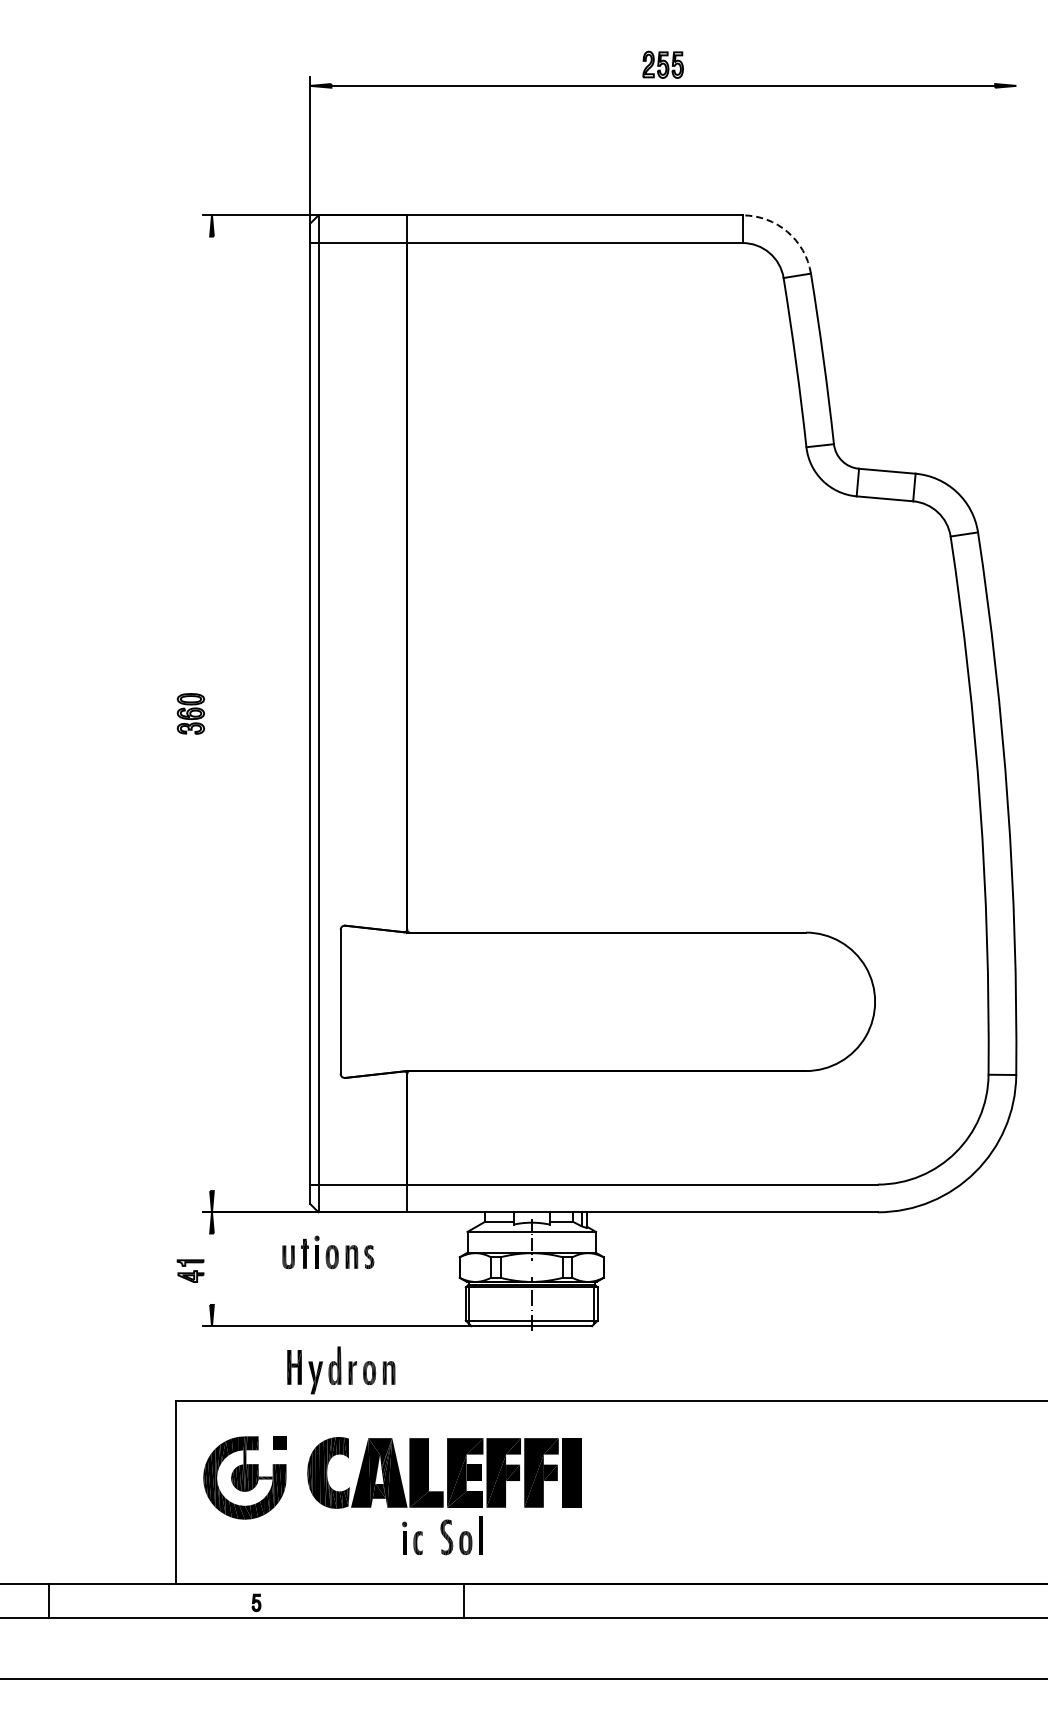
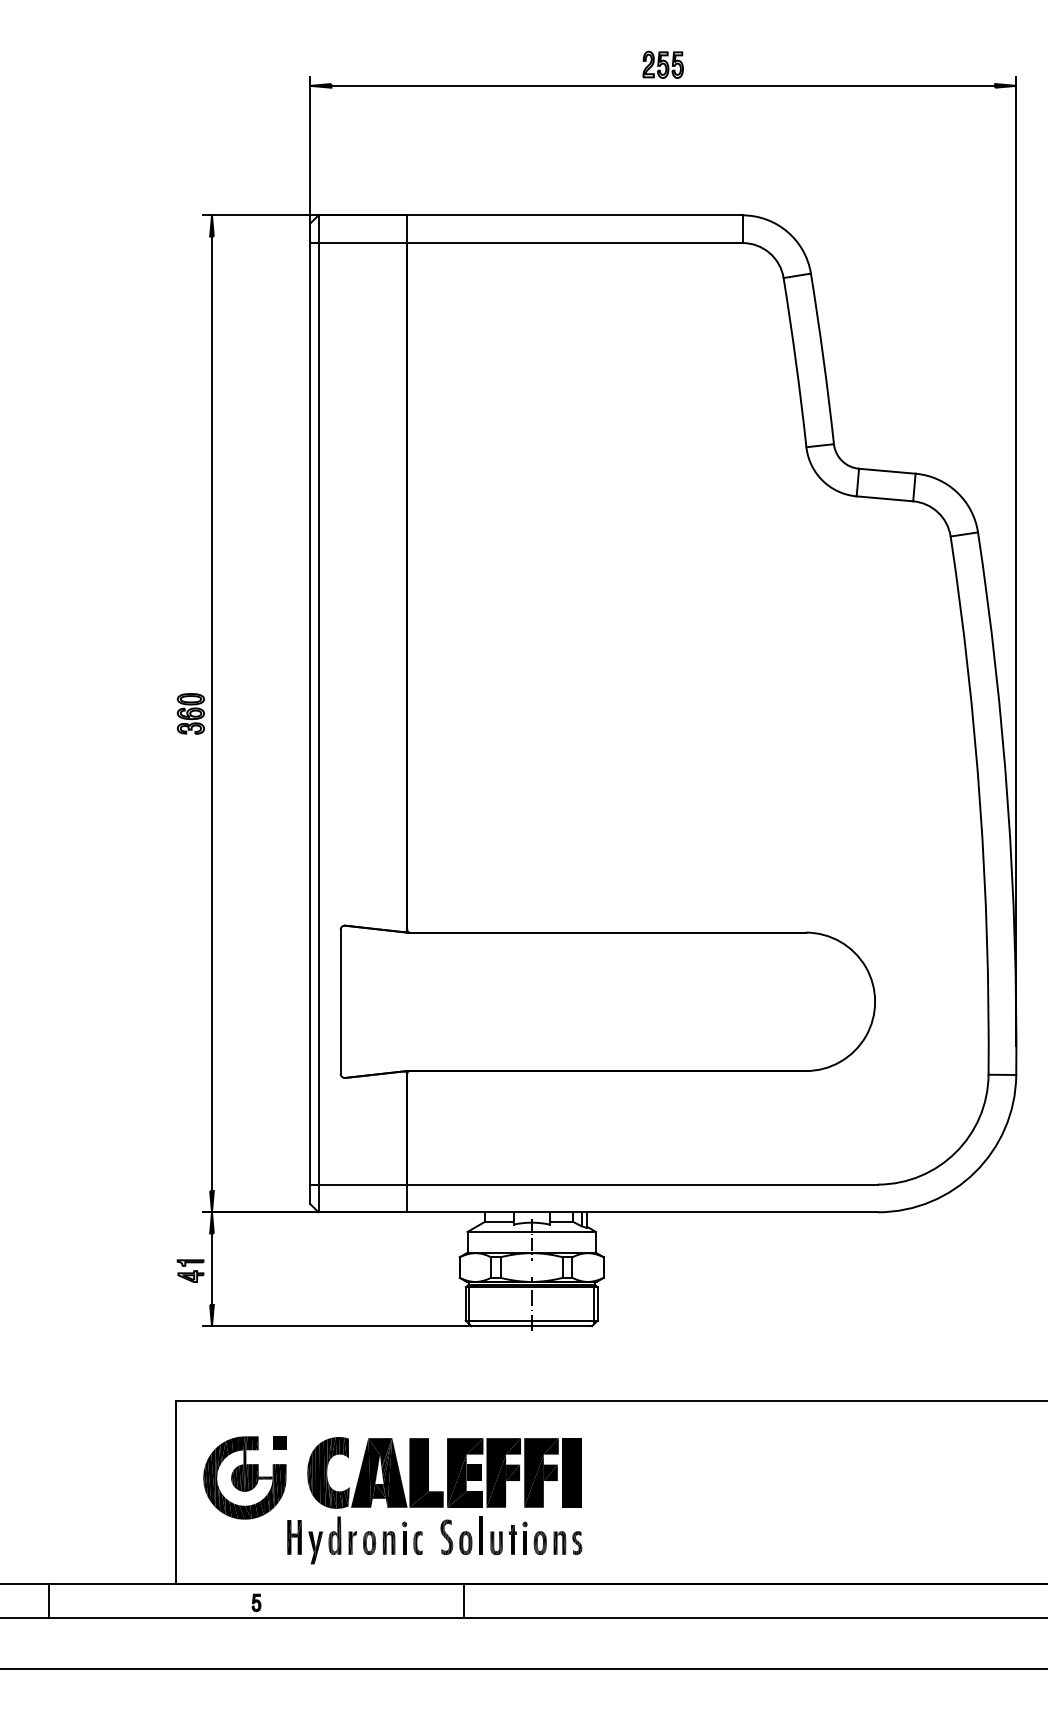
arc: dashed -> solid (787, 231)
line: none -> present (1016, 561)
line: none -> present (211, 713)
part position: (328, 1252) -> (536, 1538) (536, 1538)
line: none -> present (211, 1268)
part position: (341, 1370) -> (341, 1540) (341, 1540)
line position: (523, 1679) -> (523, 1669) (523, 1669)
